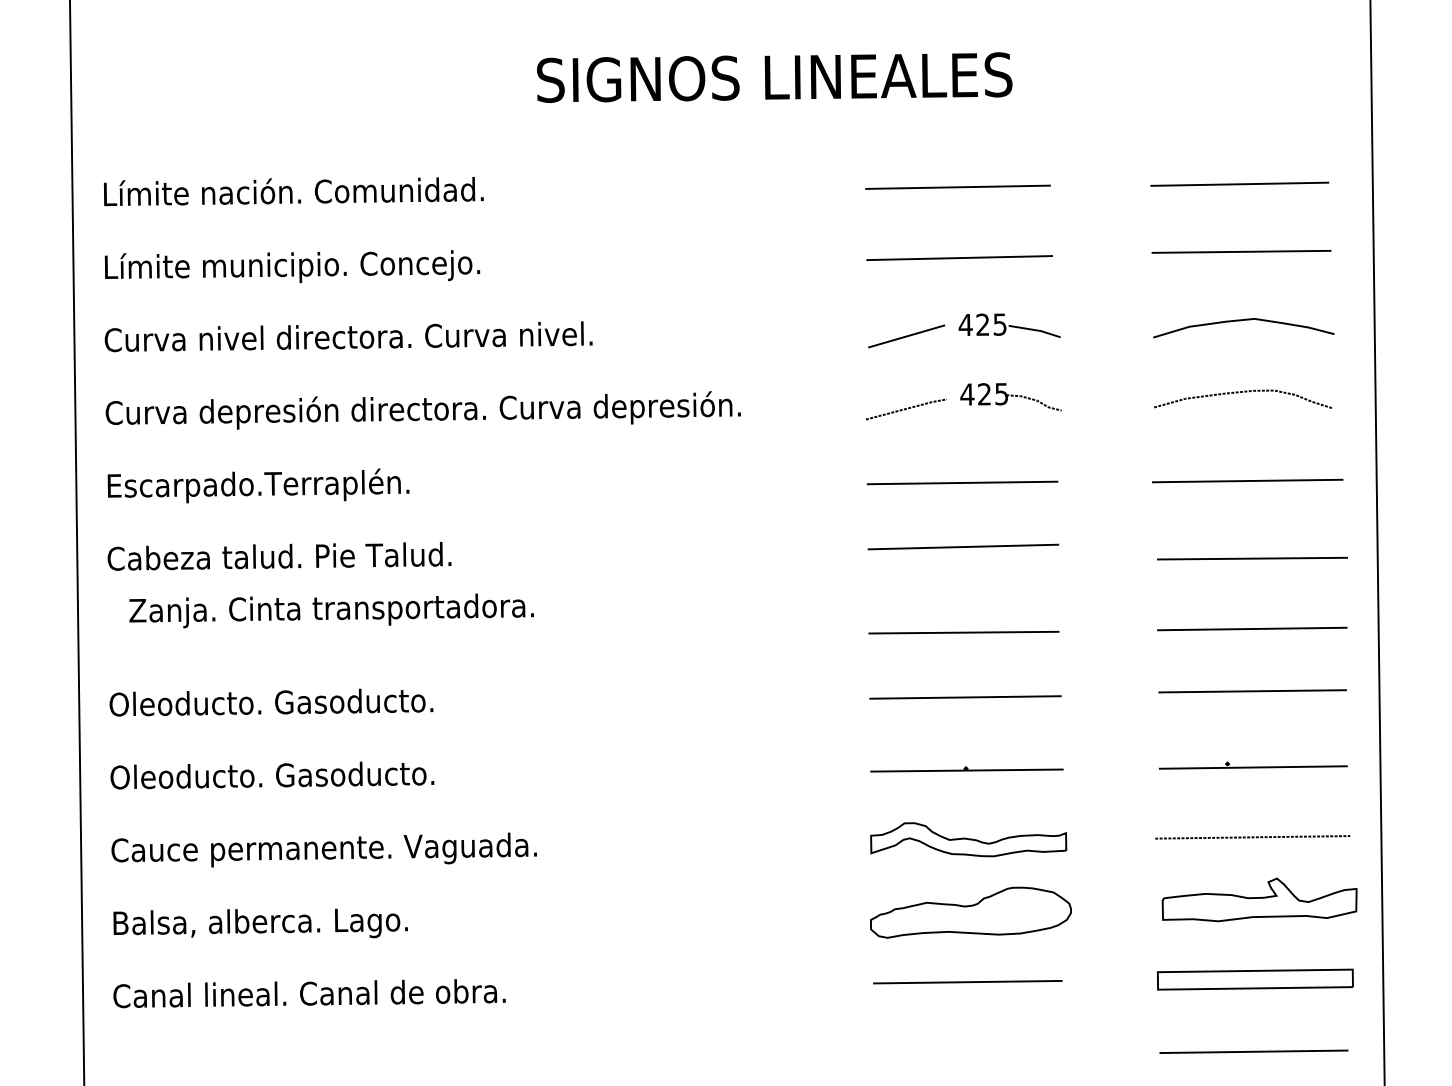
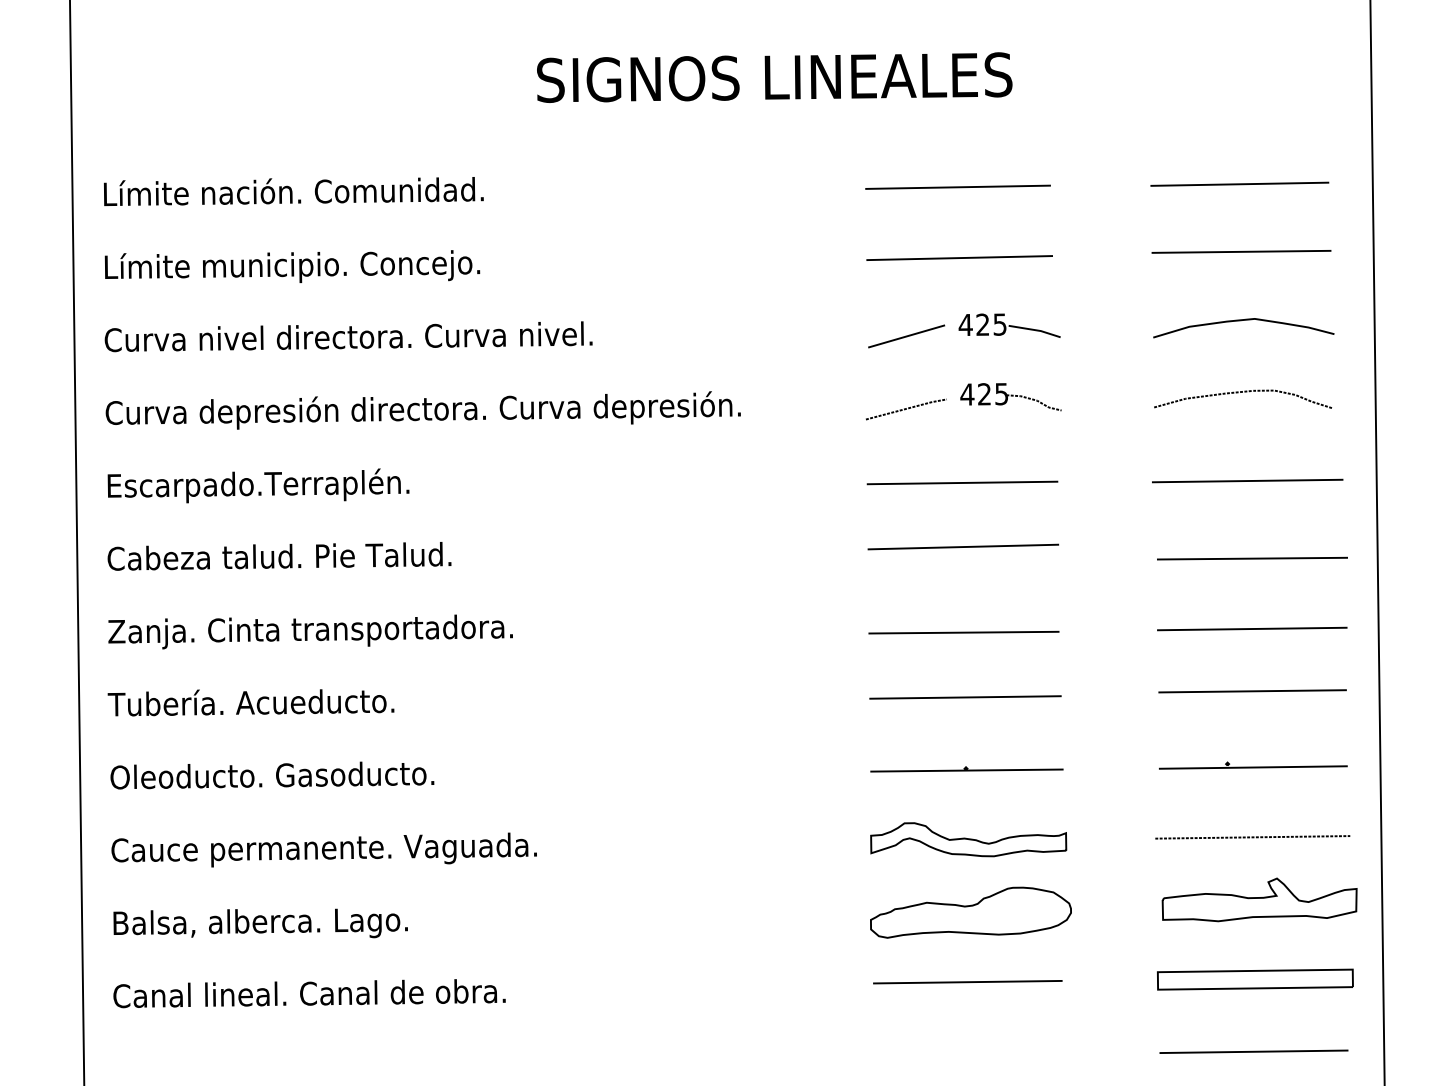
text position: (331, 610) -> (310, 631) (310, 631)
text: Oleoducto. Gasoducto. -> Tubería. Acueducto. (270, 702)
